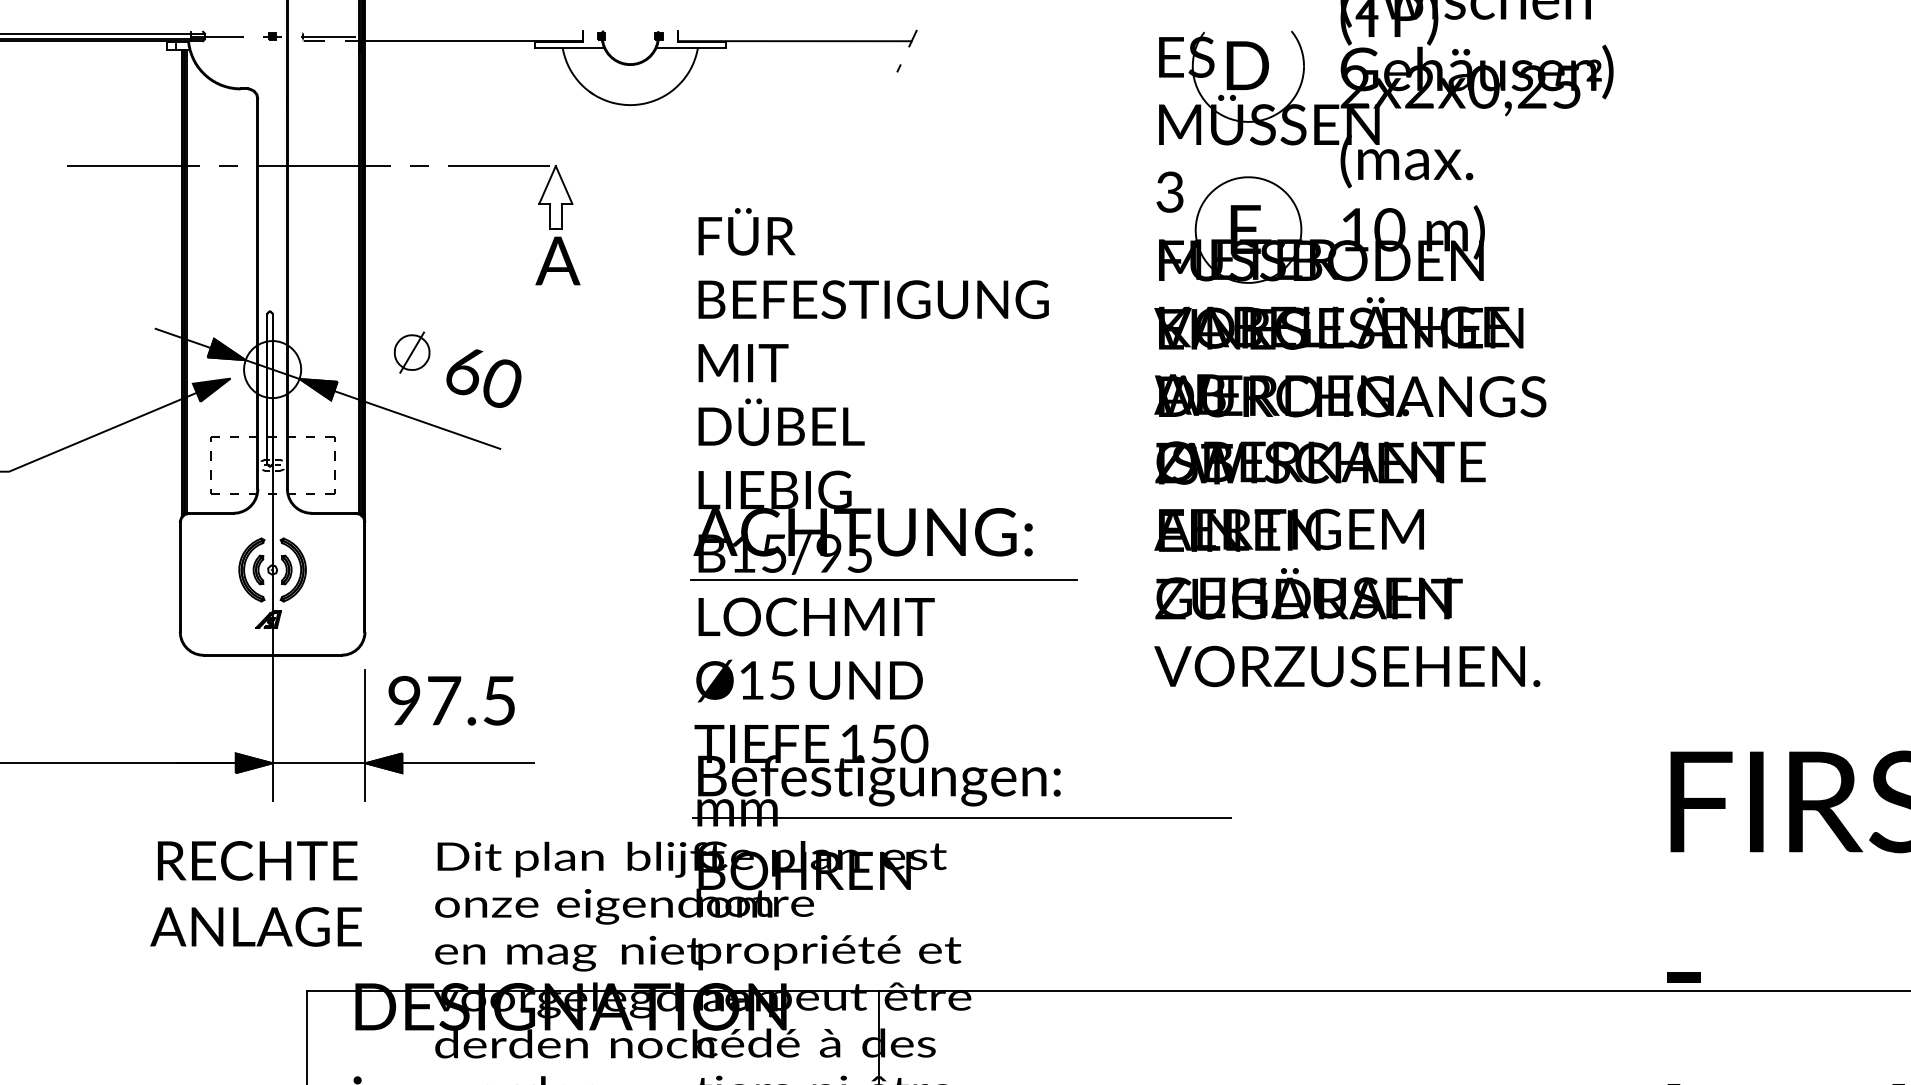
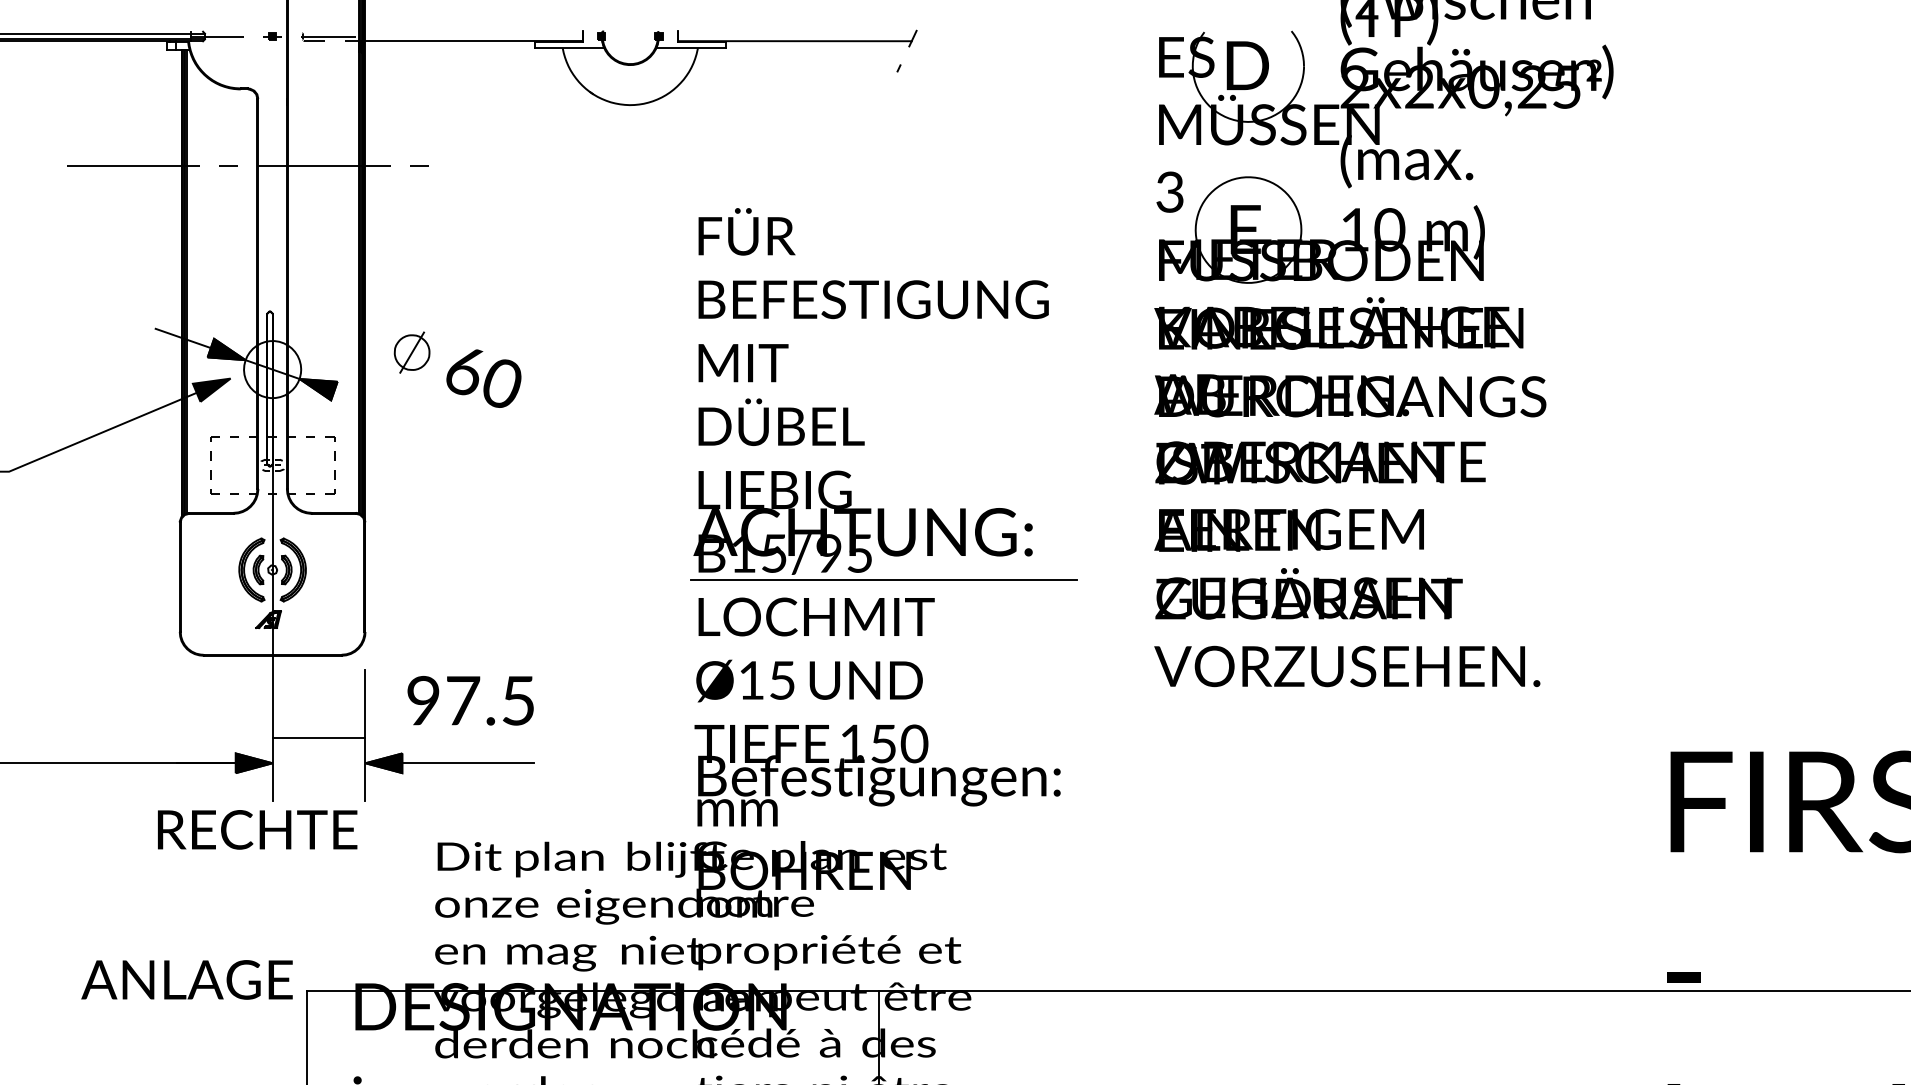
part: present -> none (538, 204)
line: present -> none (417, 419)
text position: (451, 700) -> (470, 700) (470, 700)
line position: (318, 763) -> (318, 738) (318, 738)
line: present -> none (961, 817)
text position: (257, 860) -> (257, 829) (257, 829)
text position: (255, 926) -> (186, 979) (186, 979)
